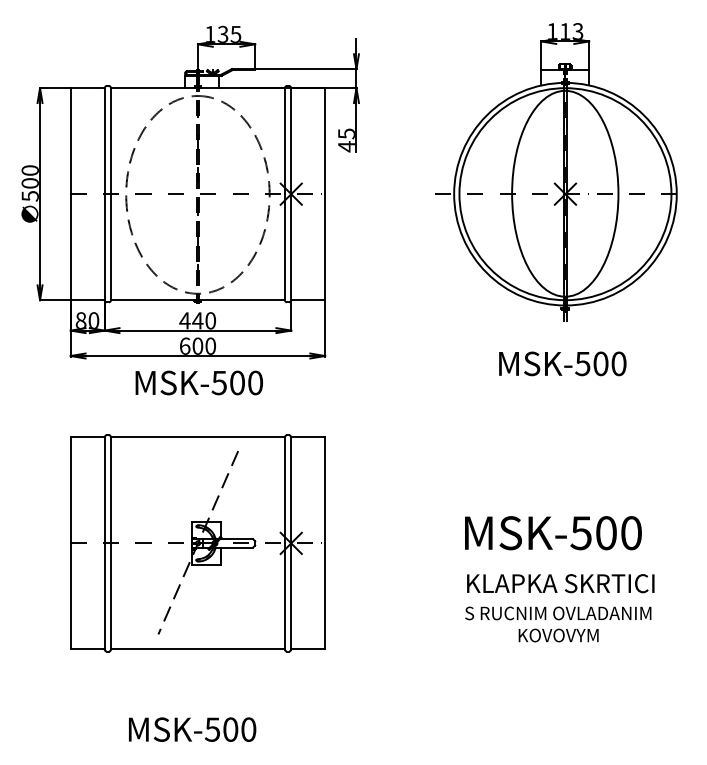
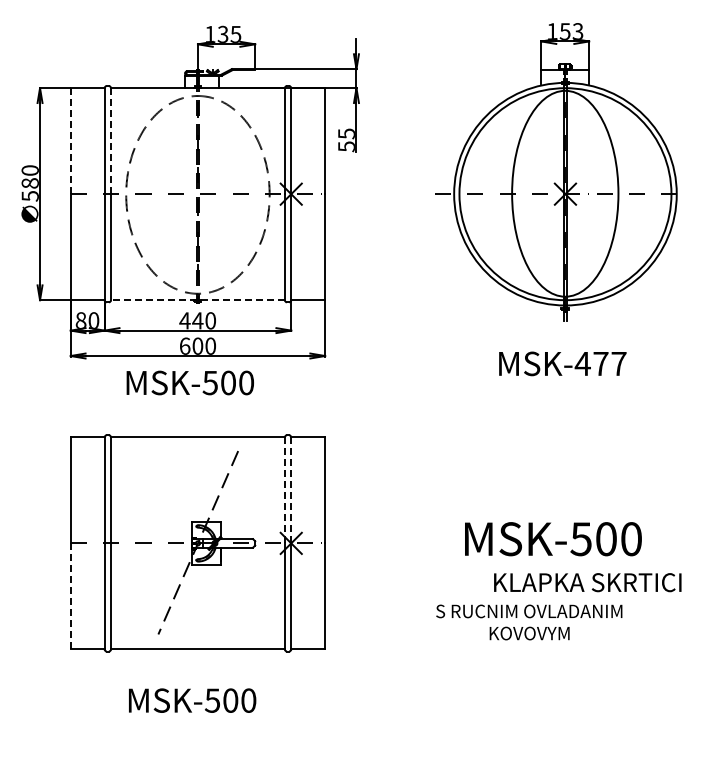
text: 113 -> 153 (564, 31)
line: solid -> dashed (70, 140)
line: solid -> dashed (111, 141)
text: 45 -> 55 (346, 146)
text: 500 -> 580 (30, 183)
line: solid -> dashed (197, 300)
text: MSK-500 -> MSK-477 (600, 363)
text position: (198, 382) -> (189, 382) (189, 382)
line: solid -> dashed (291, 489)
line: solid -> dashed (284, 490)
text position: (553, 533) -> (553, 539) (553, 539)
text position: (560, 583) -> (587, 582) (587, 582)
line: solid -> dashed (70, 596)
text position: (558, 624) -> (529, 622) (529, 622)
text position: (192, 729) -> (192, 700) (192, 700)
